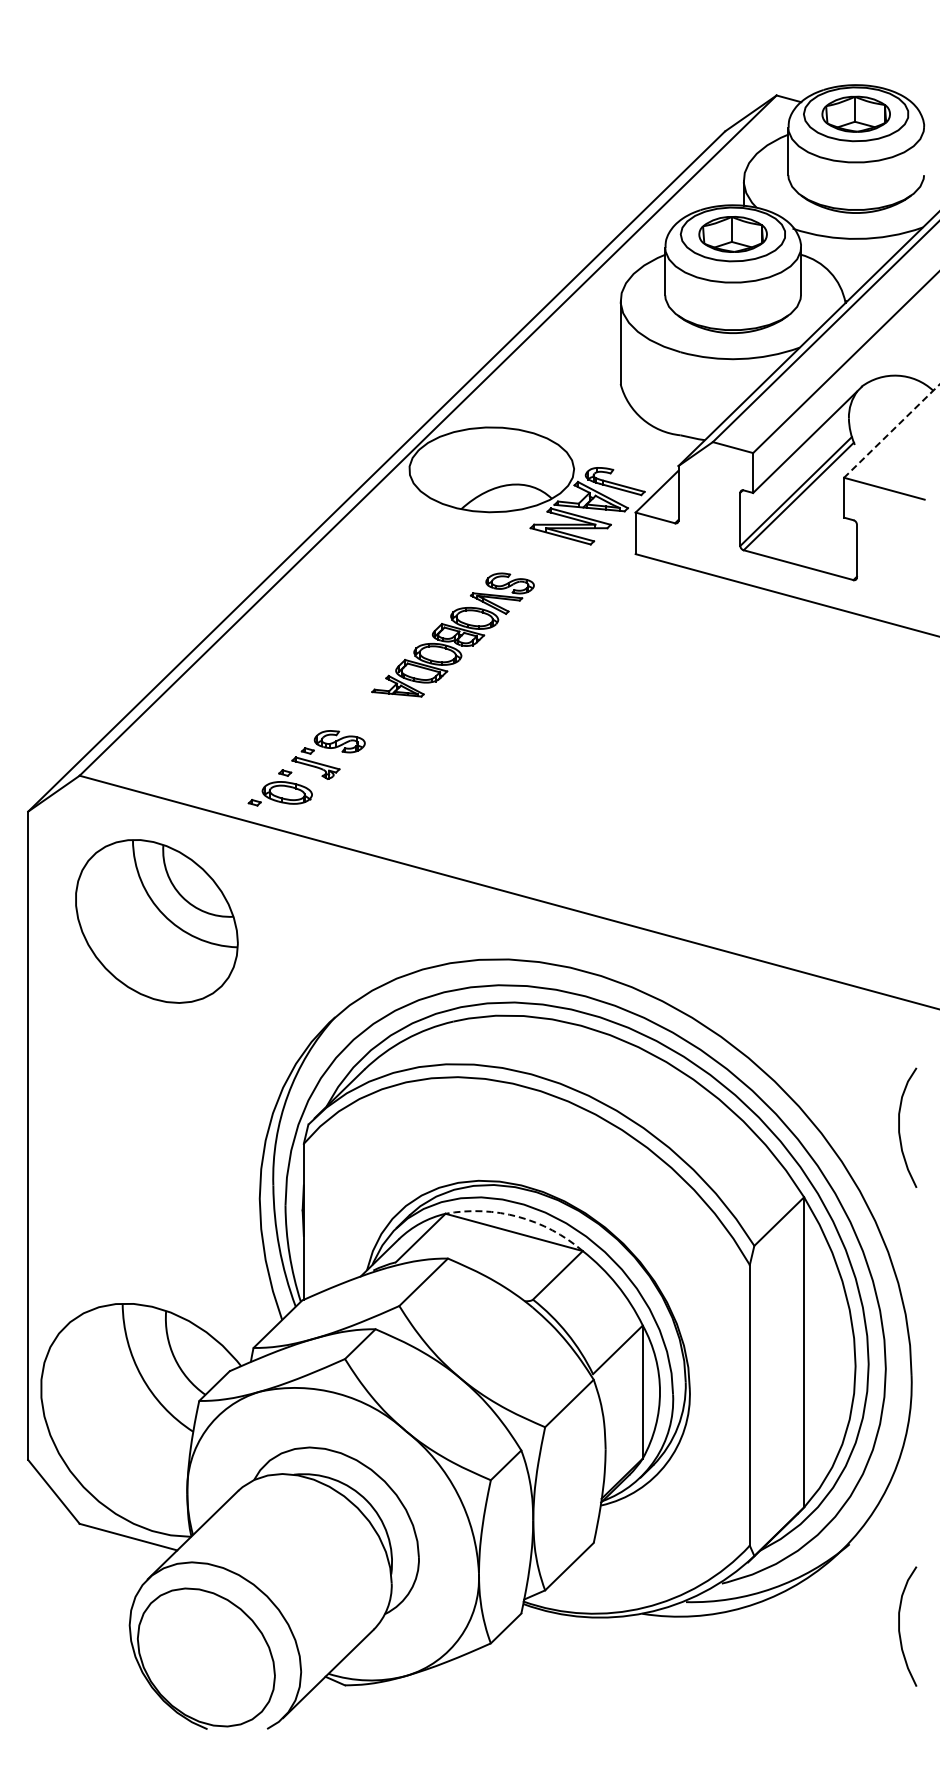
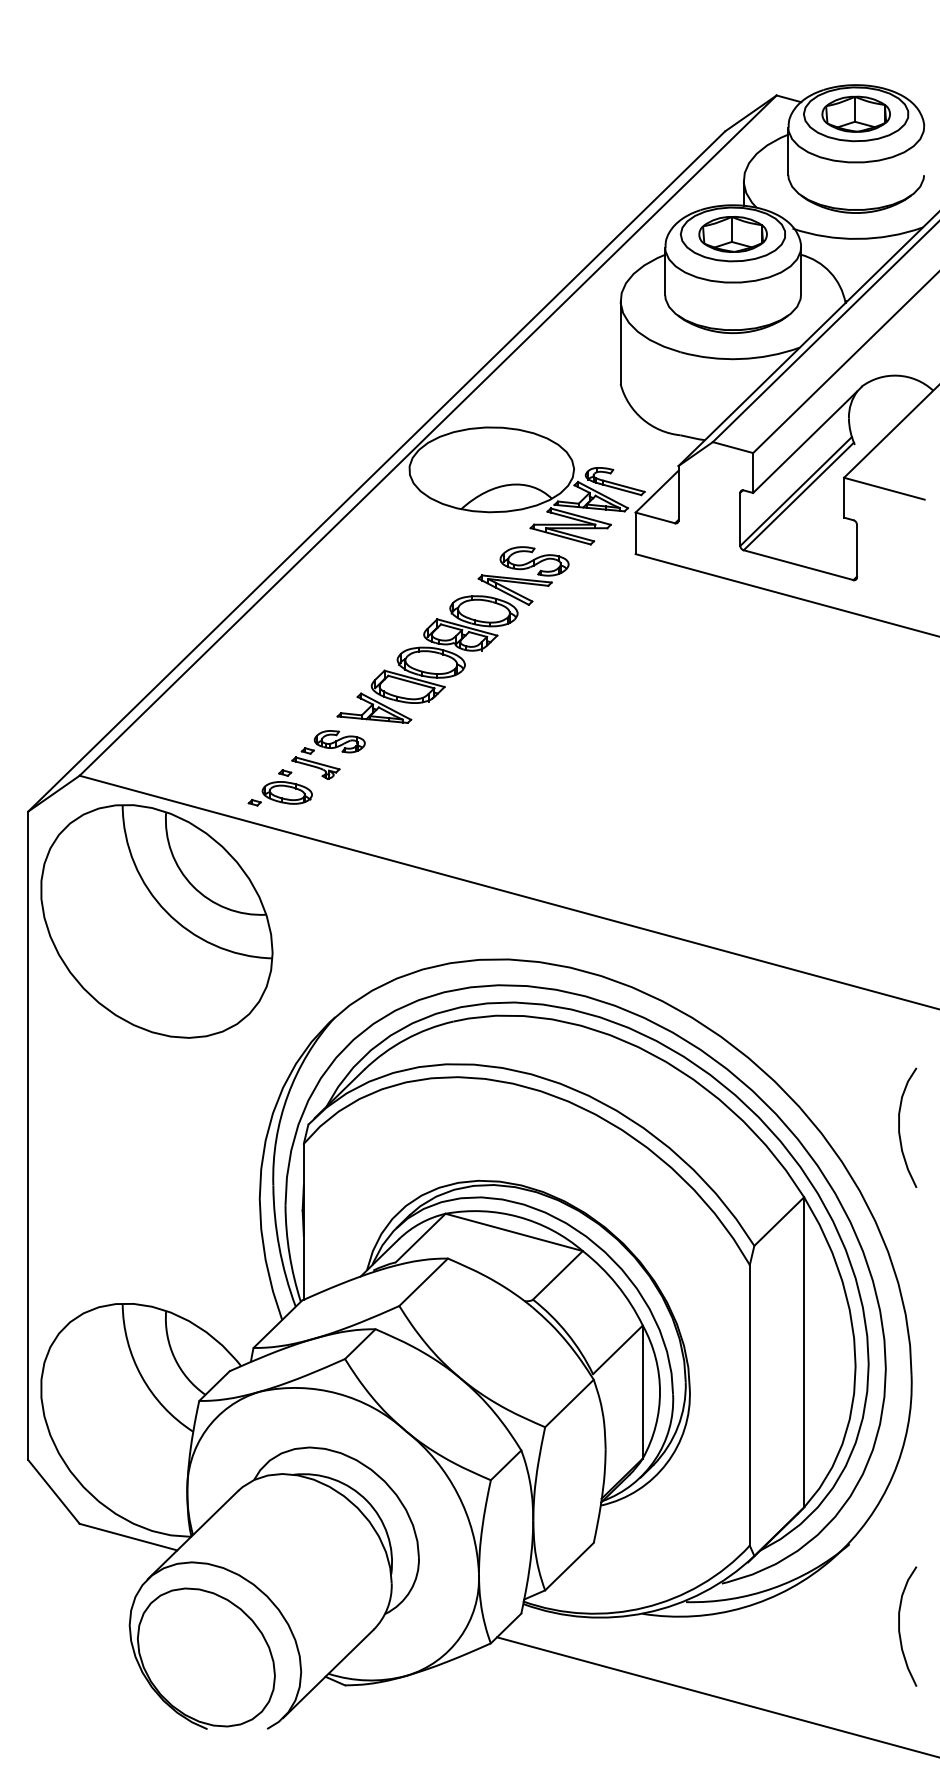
line: dashed -> solid (891, 431)
part size: 164x126 px -> 234x178 px (452, 634)
part size: 164x165 px -> 234x235 px (156, 921)
arc: dashed -> solid (518, 1216)
line: none -> present (716, 1696)
